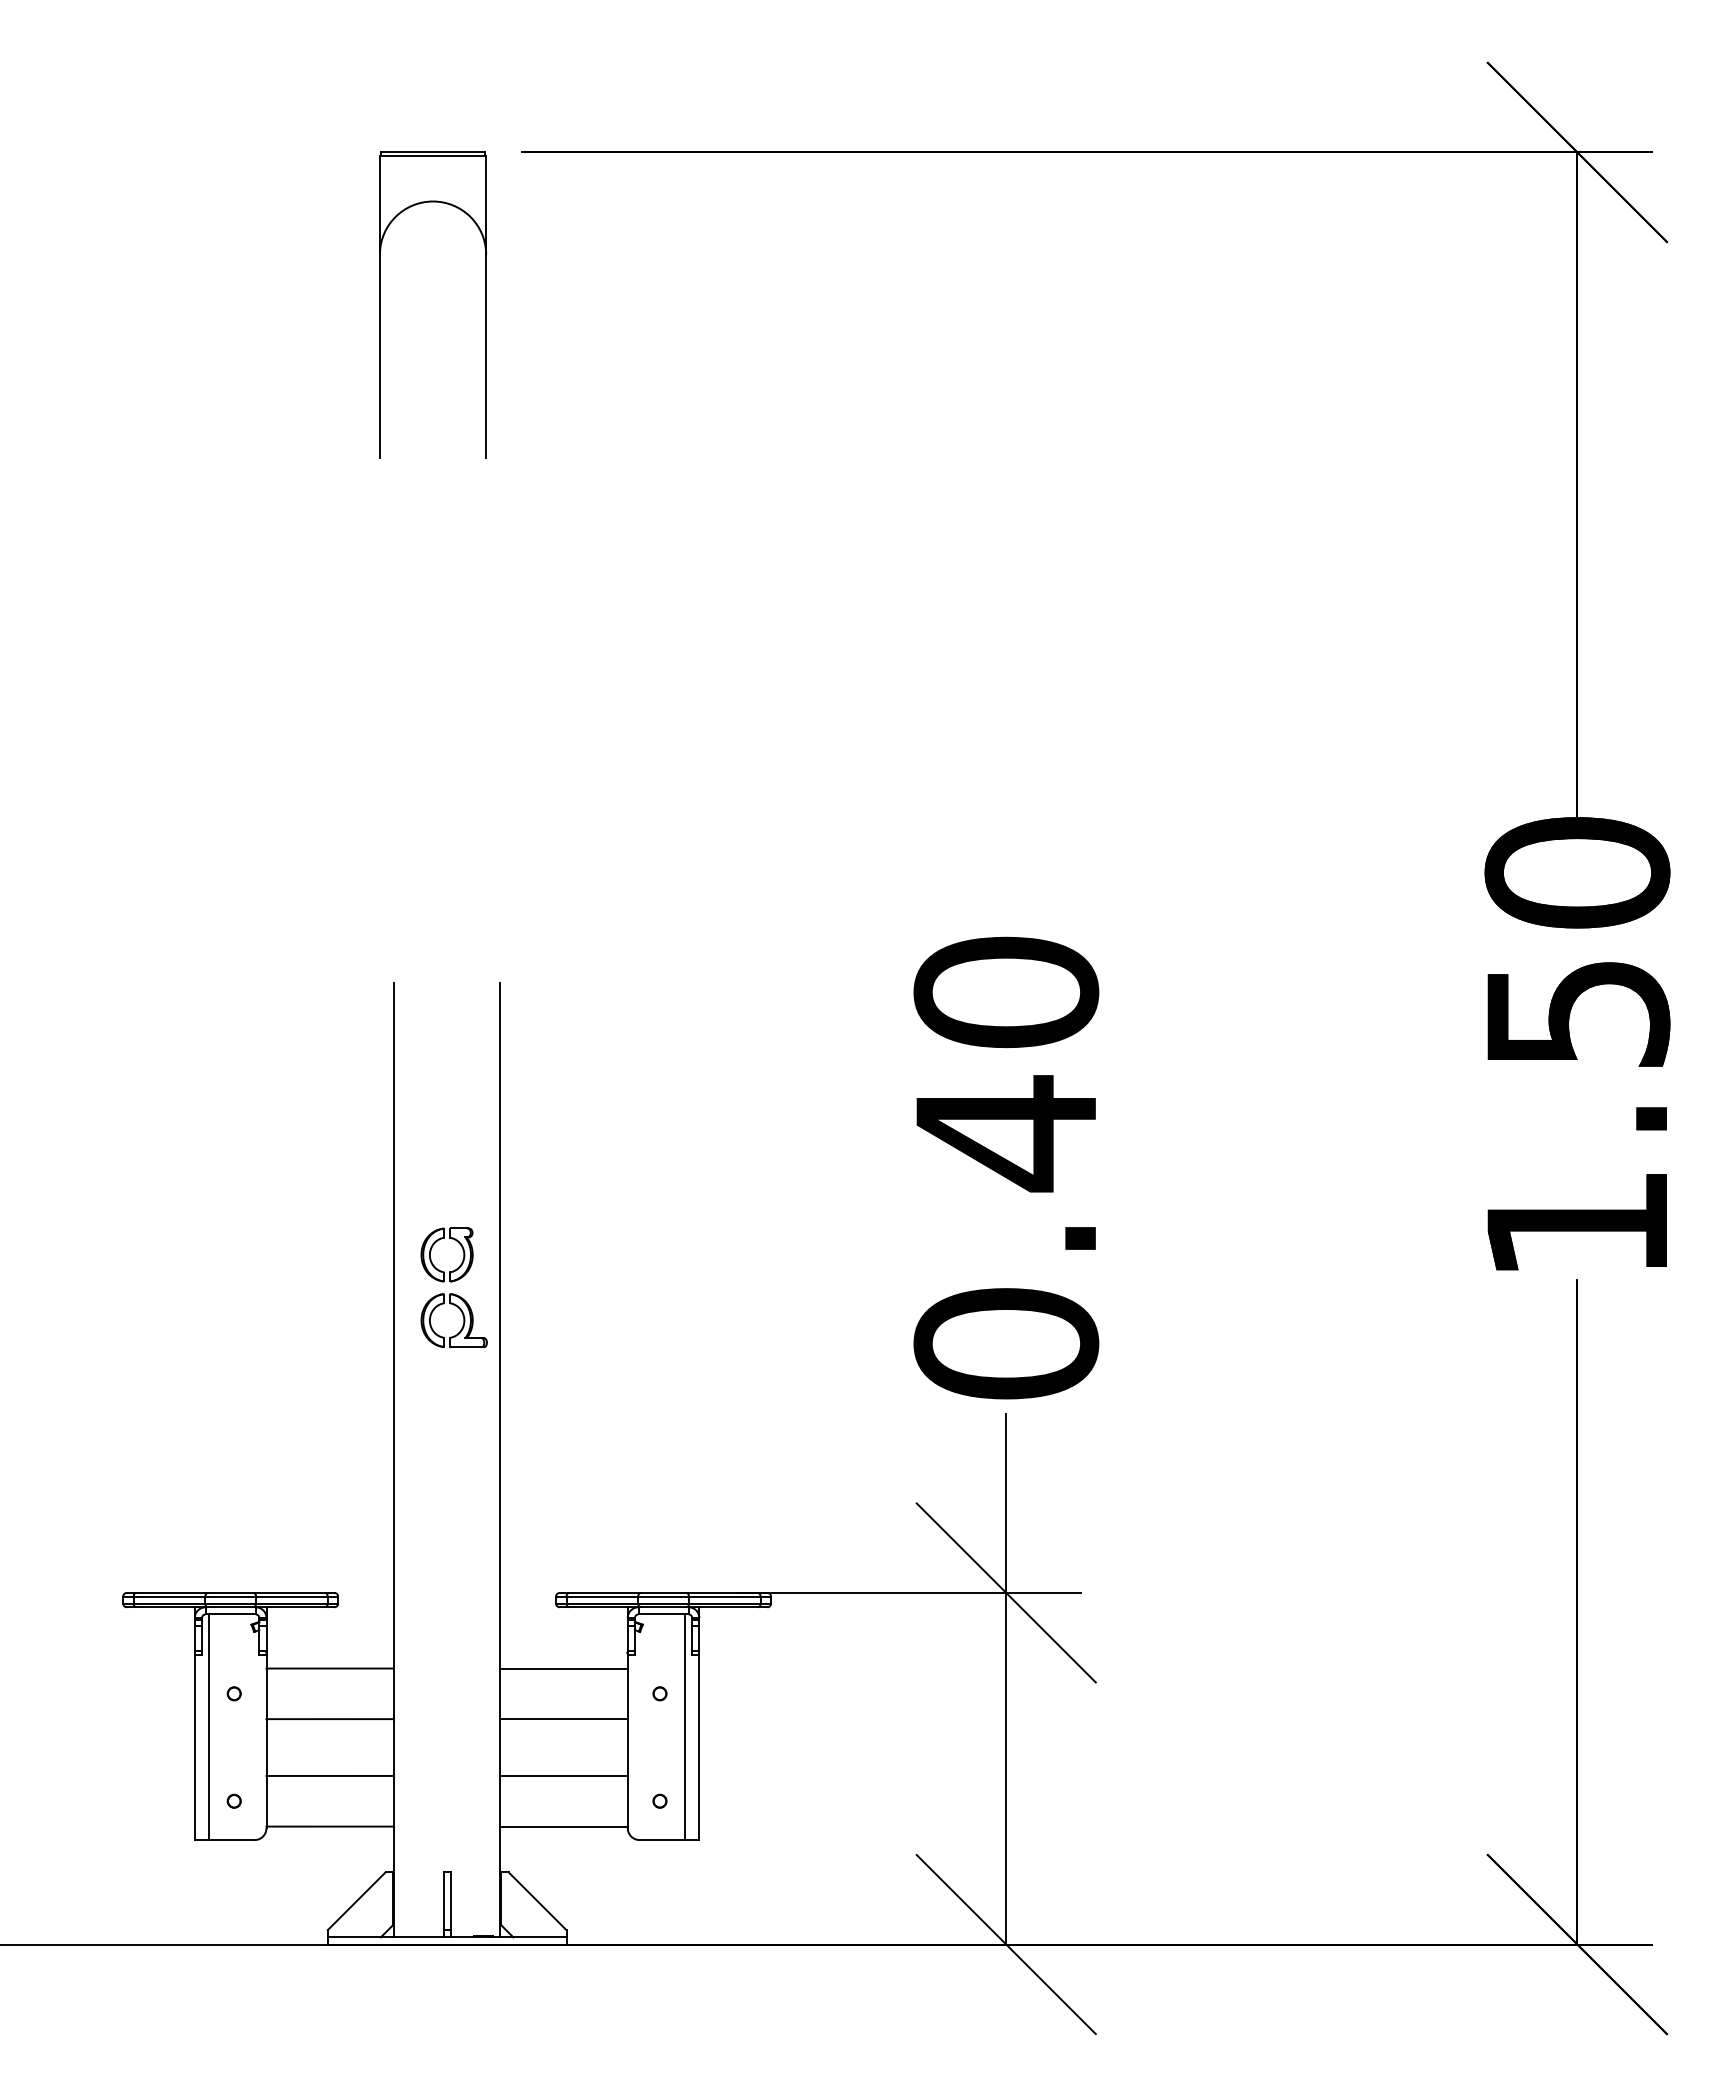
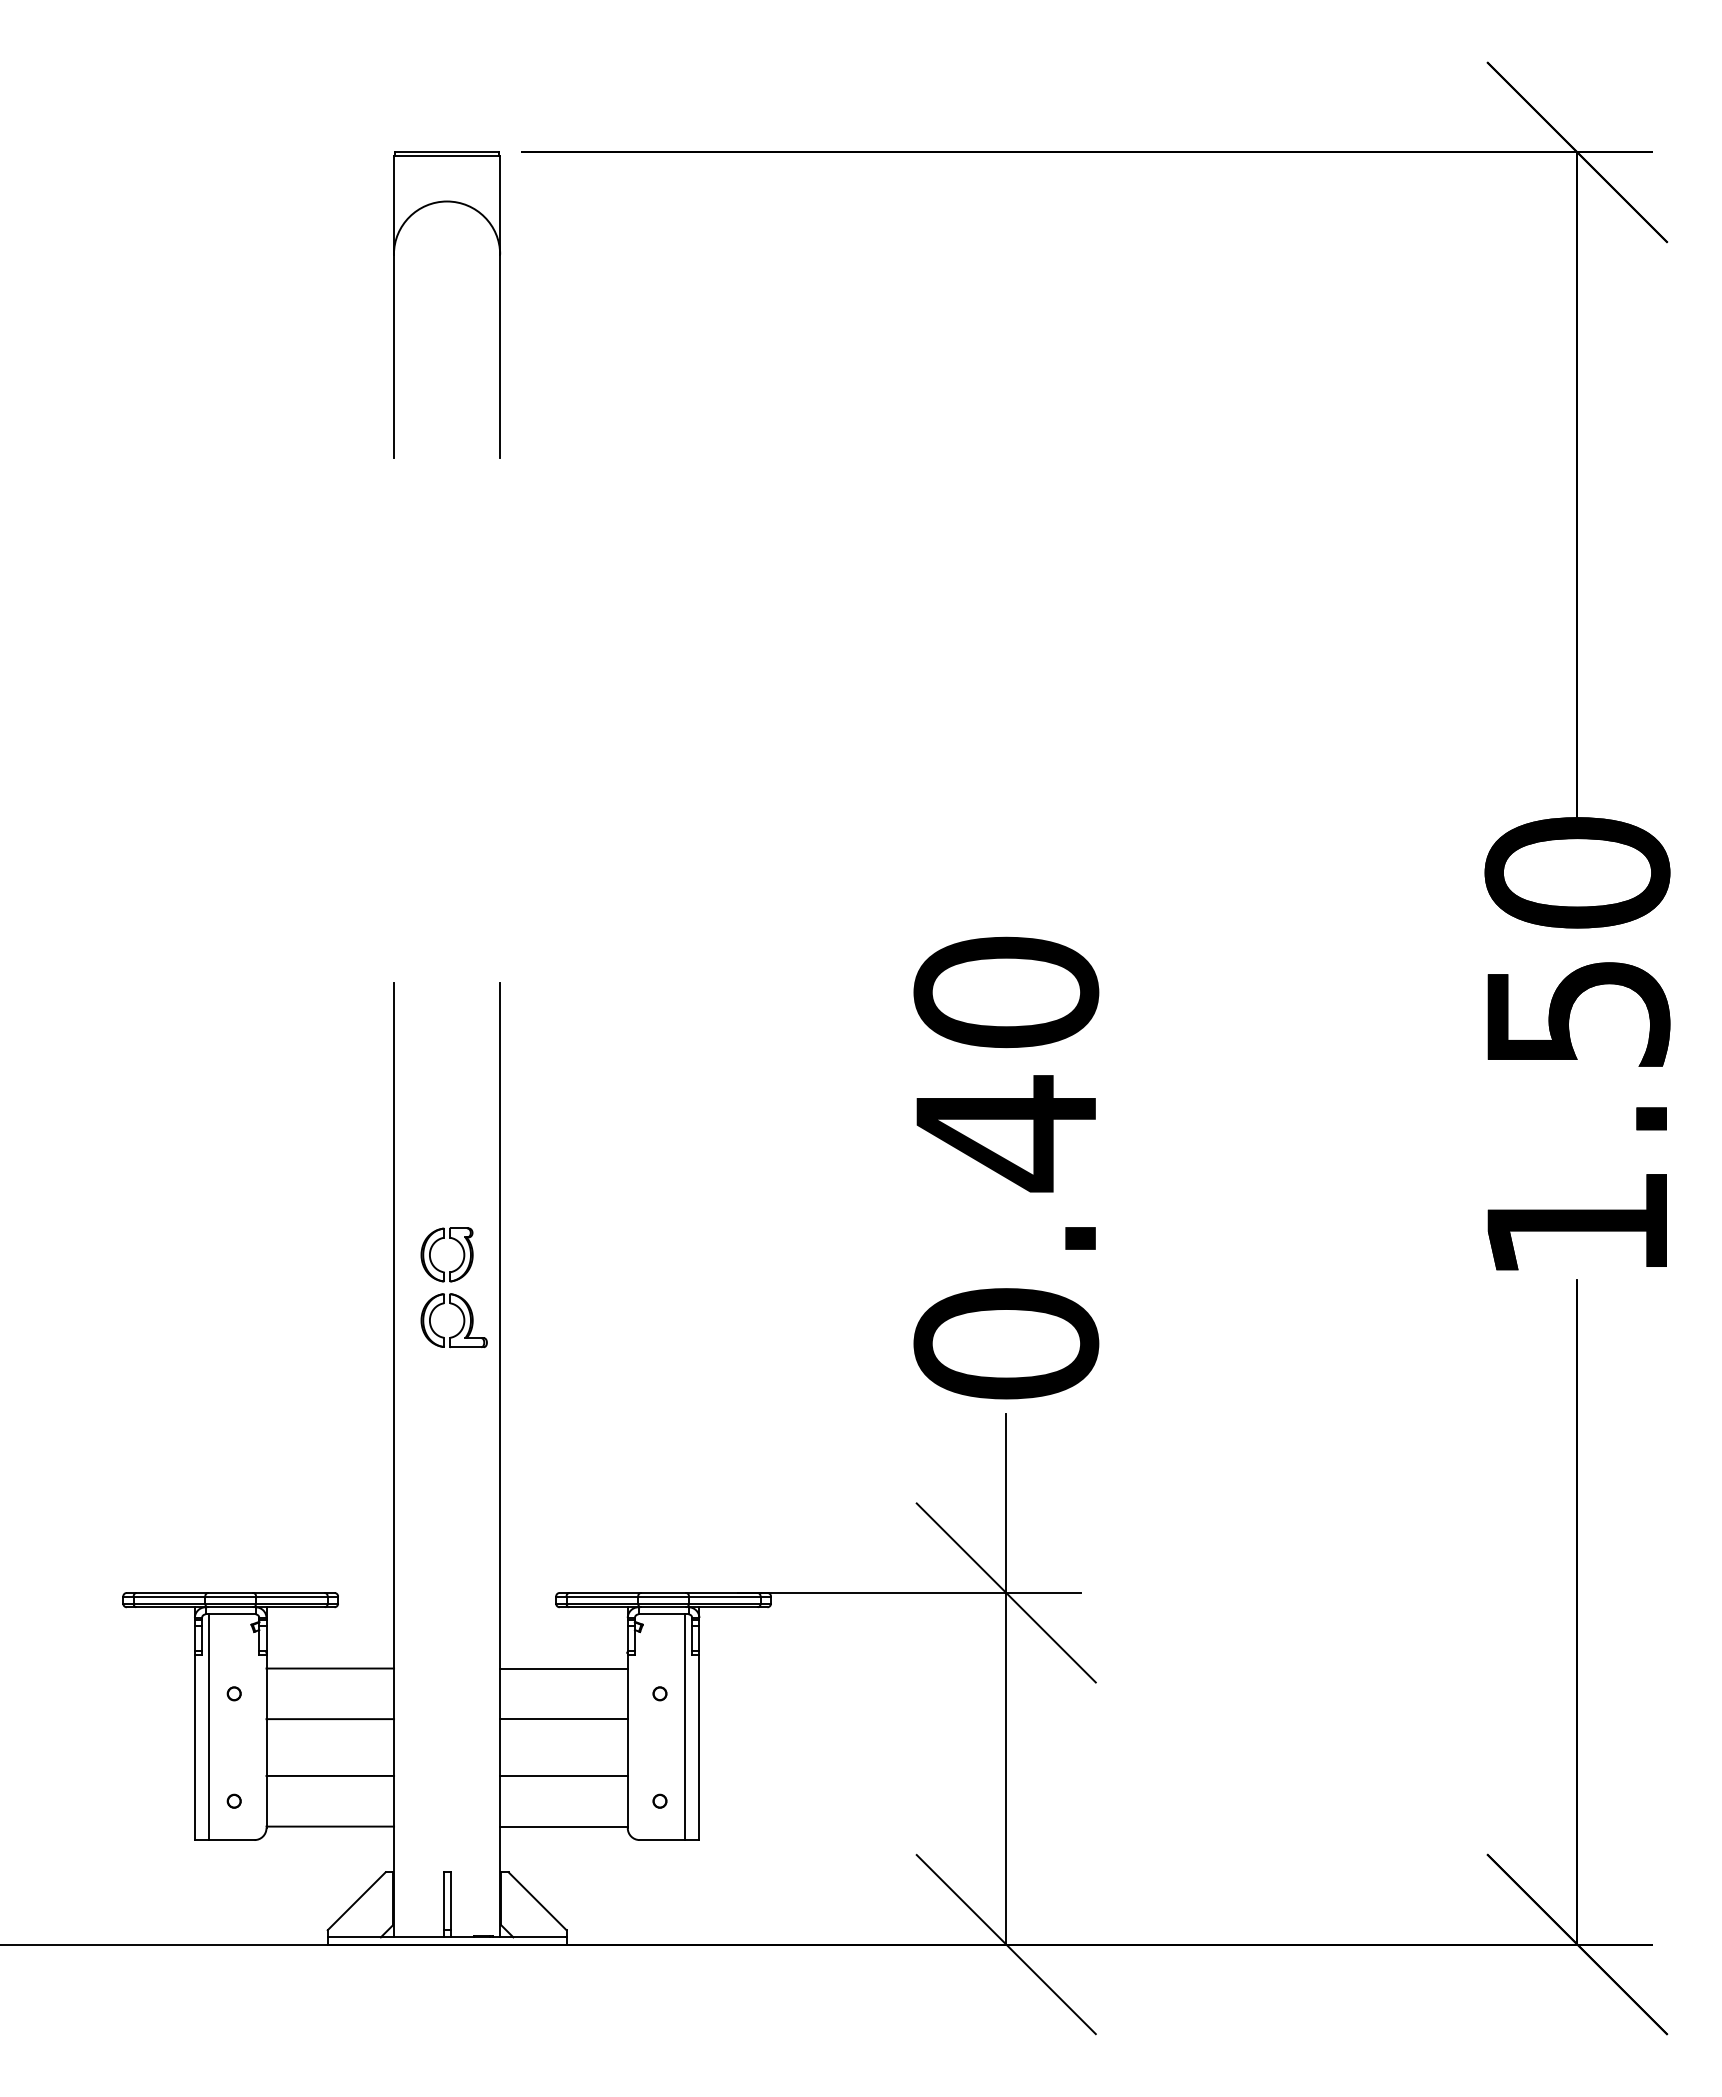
part position: (485, 304) -> (499, 304) (499, 304)
